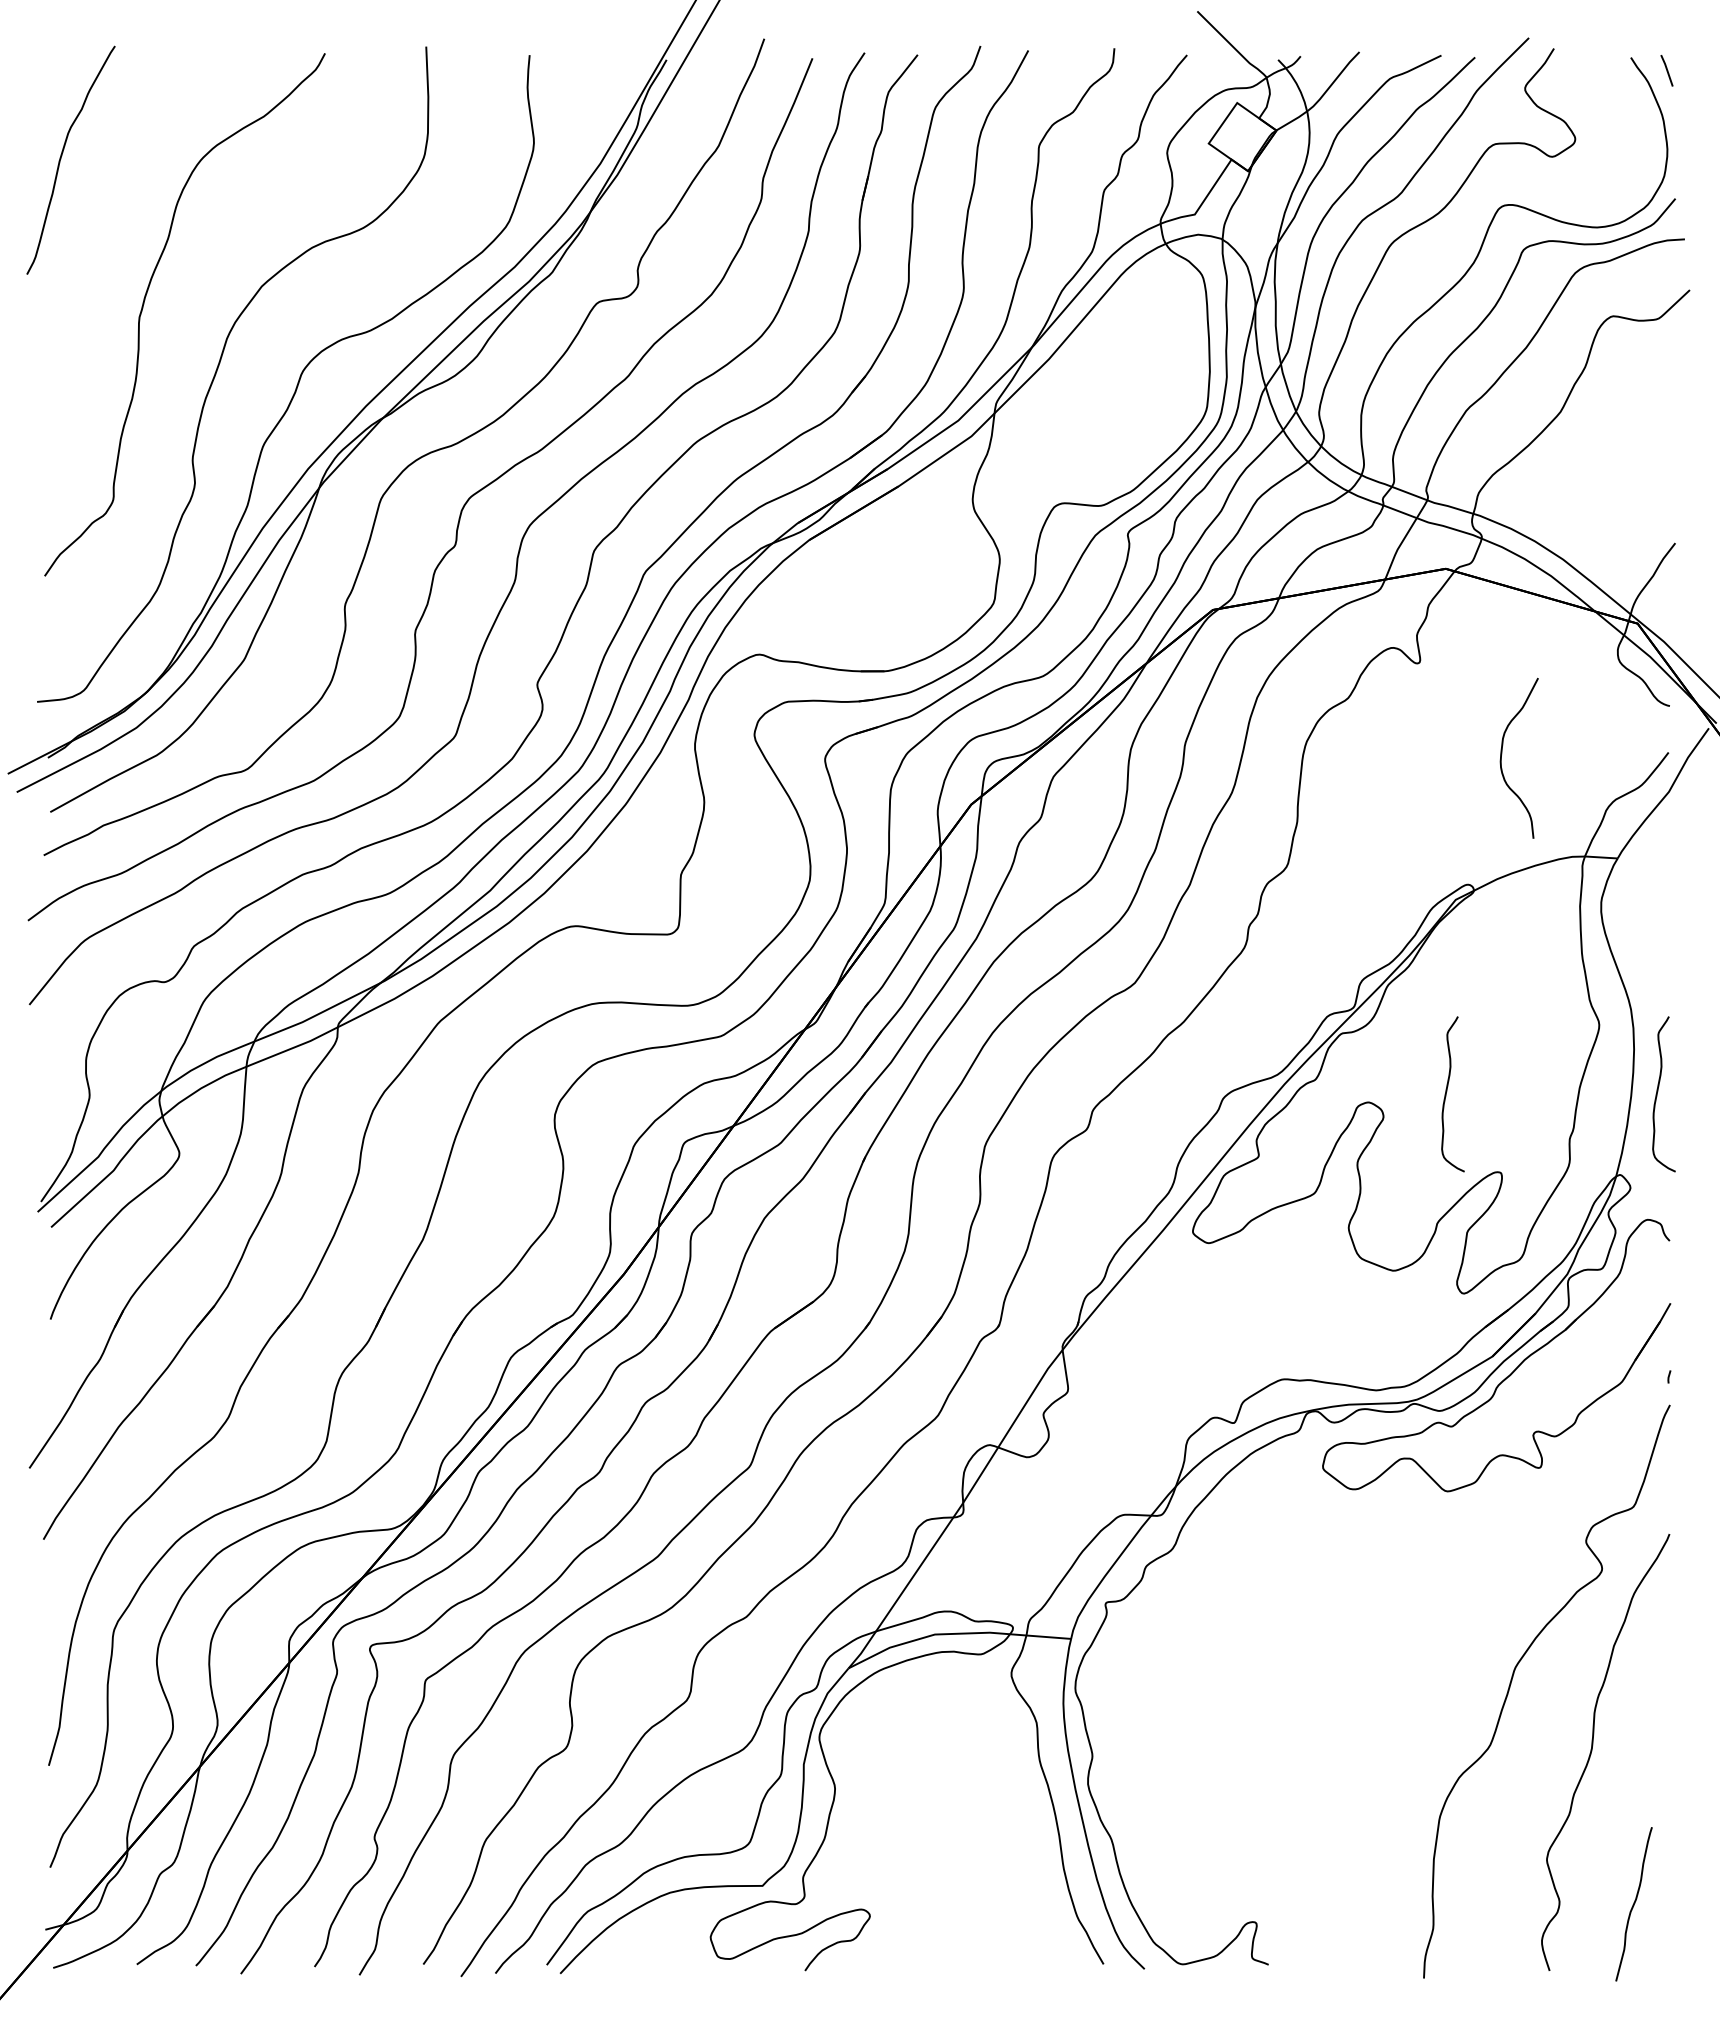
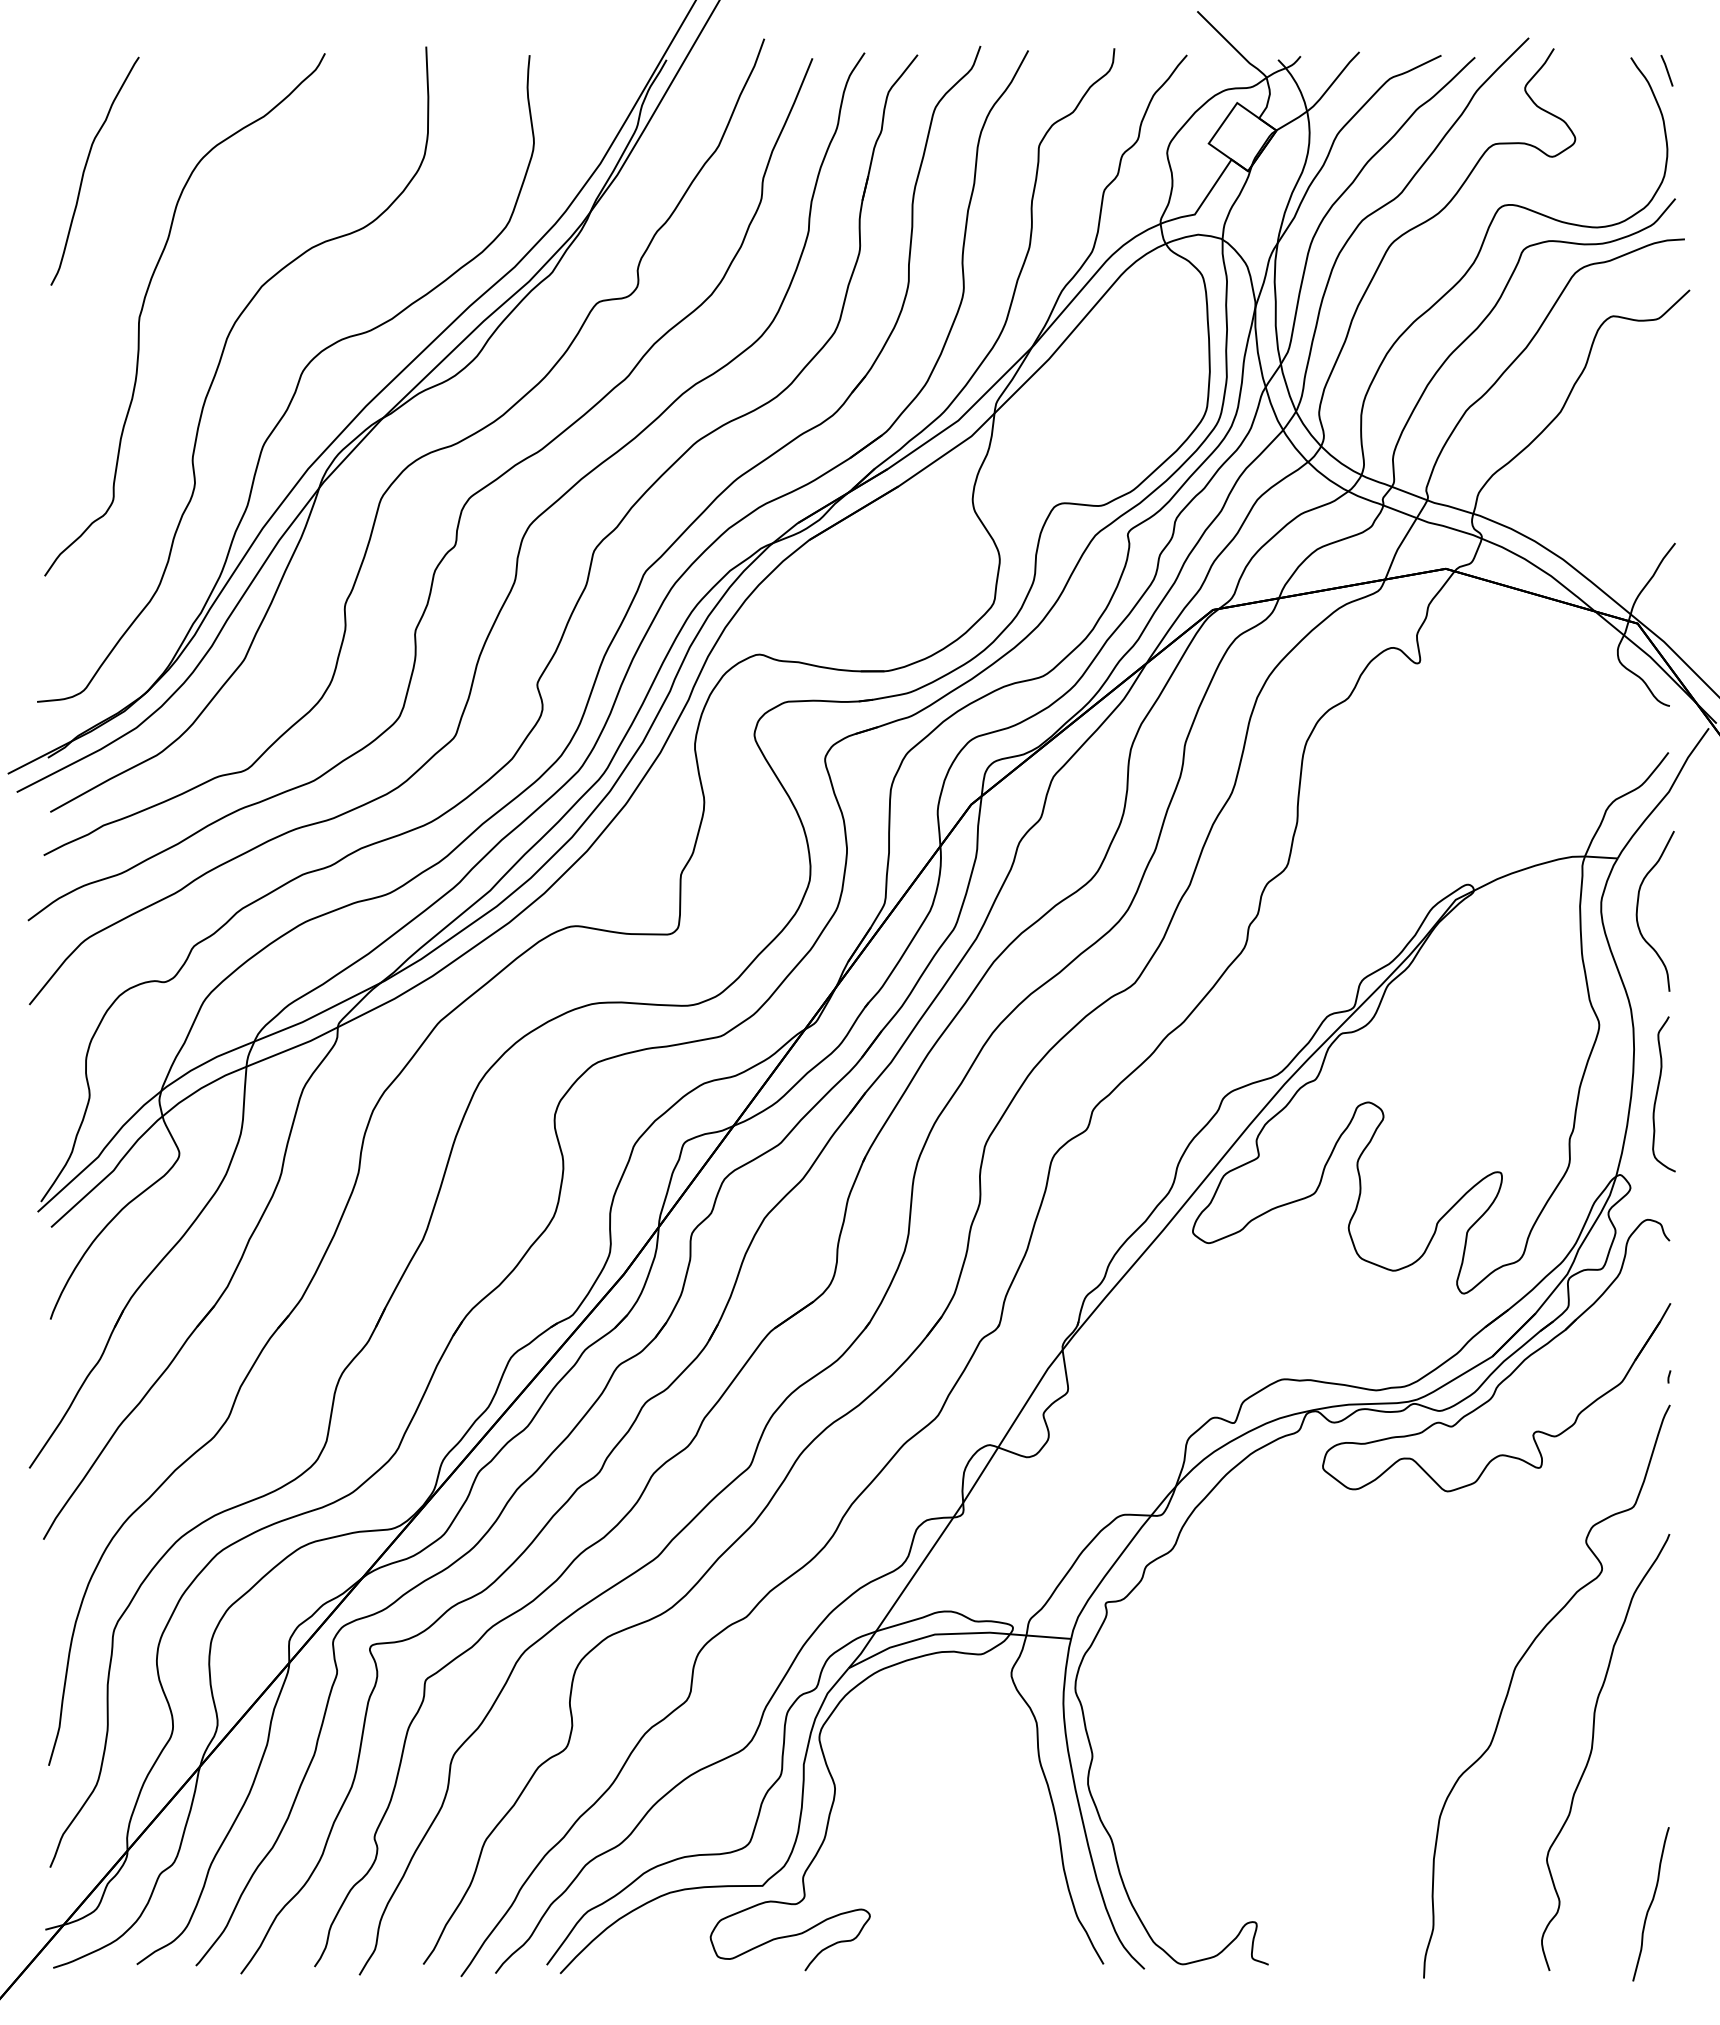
curve position: (62, 155) -> (86, 166) (86, 166)
curve position: (1502, 754) -> (1638, 907) (1638, 907)
curve: present -> none (1447, 1091)
curve position: (1633, 1904) -> (1650, 1904) (1650, 1904)
